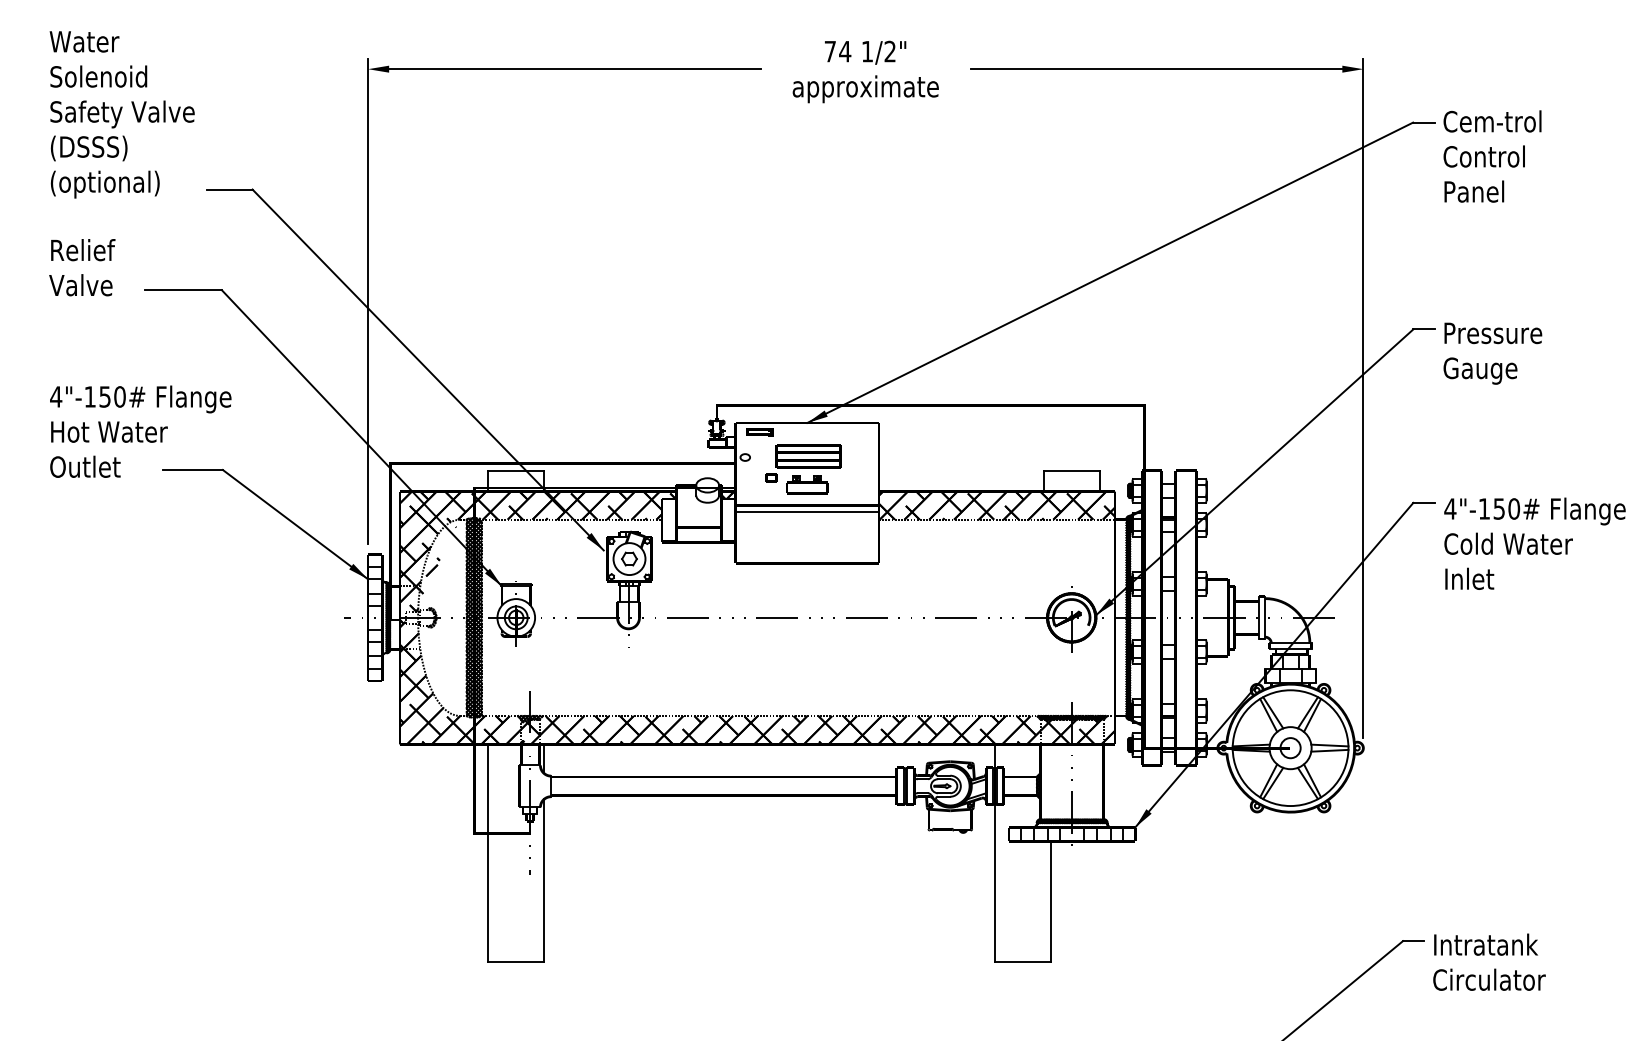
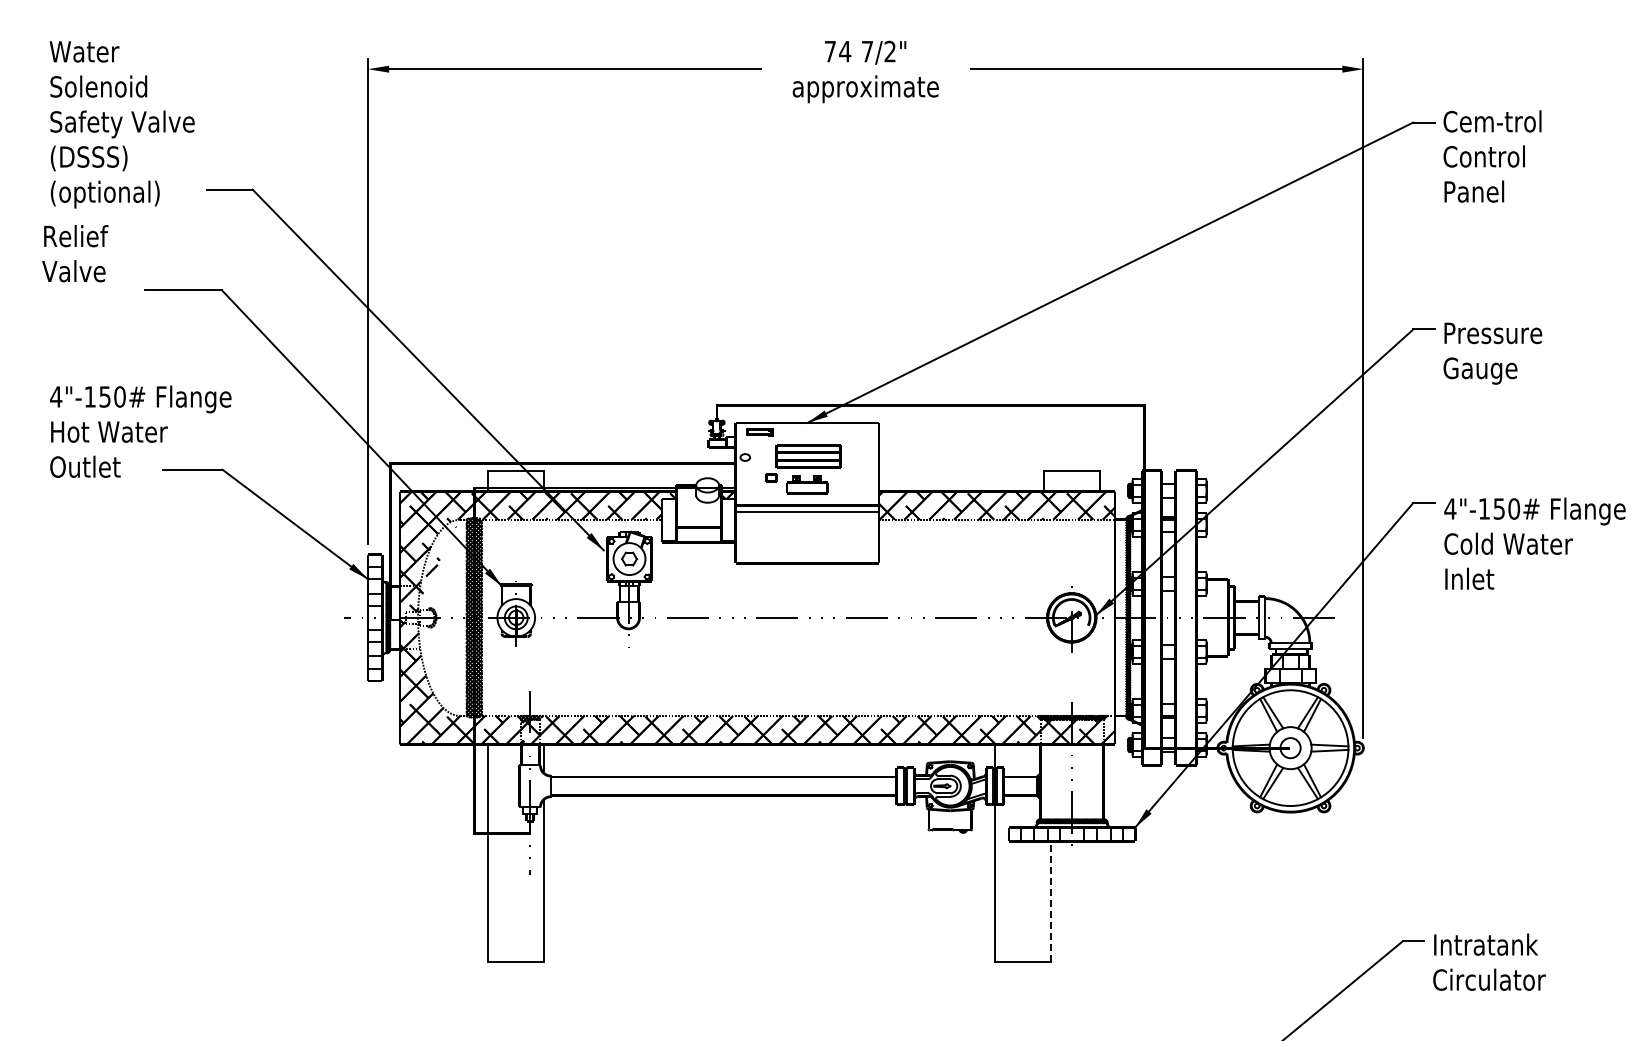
text: 1/2" -> 7/2" (867, 51)
text position: (121, 114) -> (121, 124) (121, 124)
text position: (82, 267) -> (75, 253) (75, 253)
line: solid -> dashed (1051, 901)
